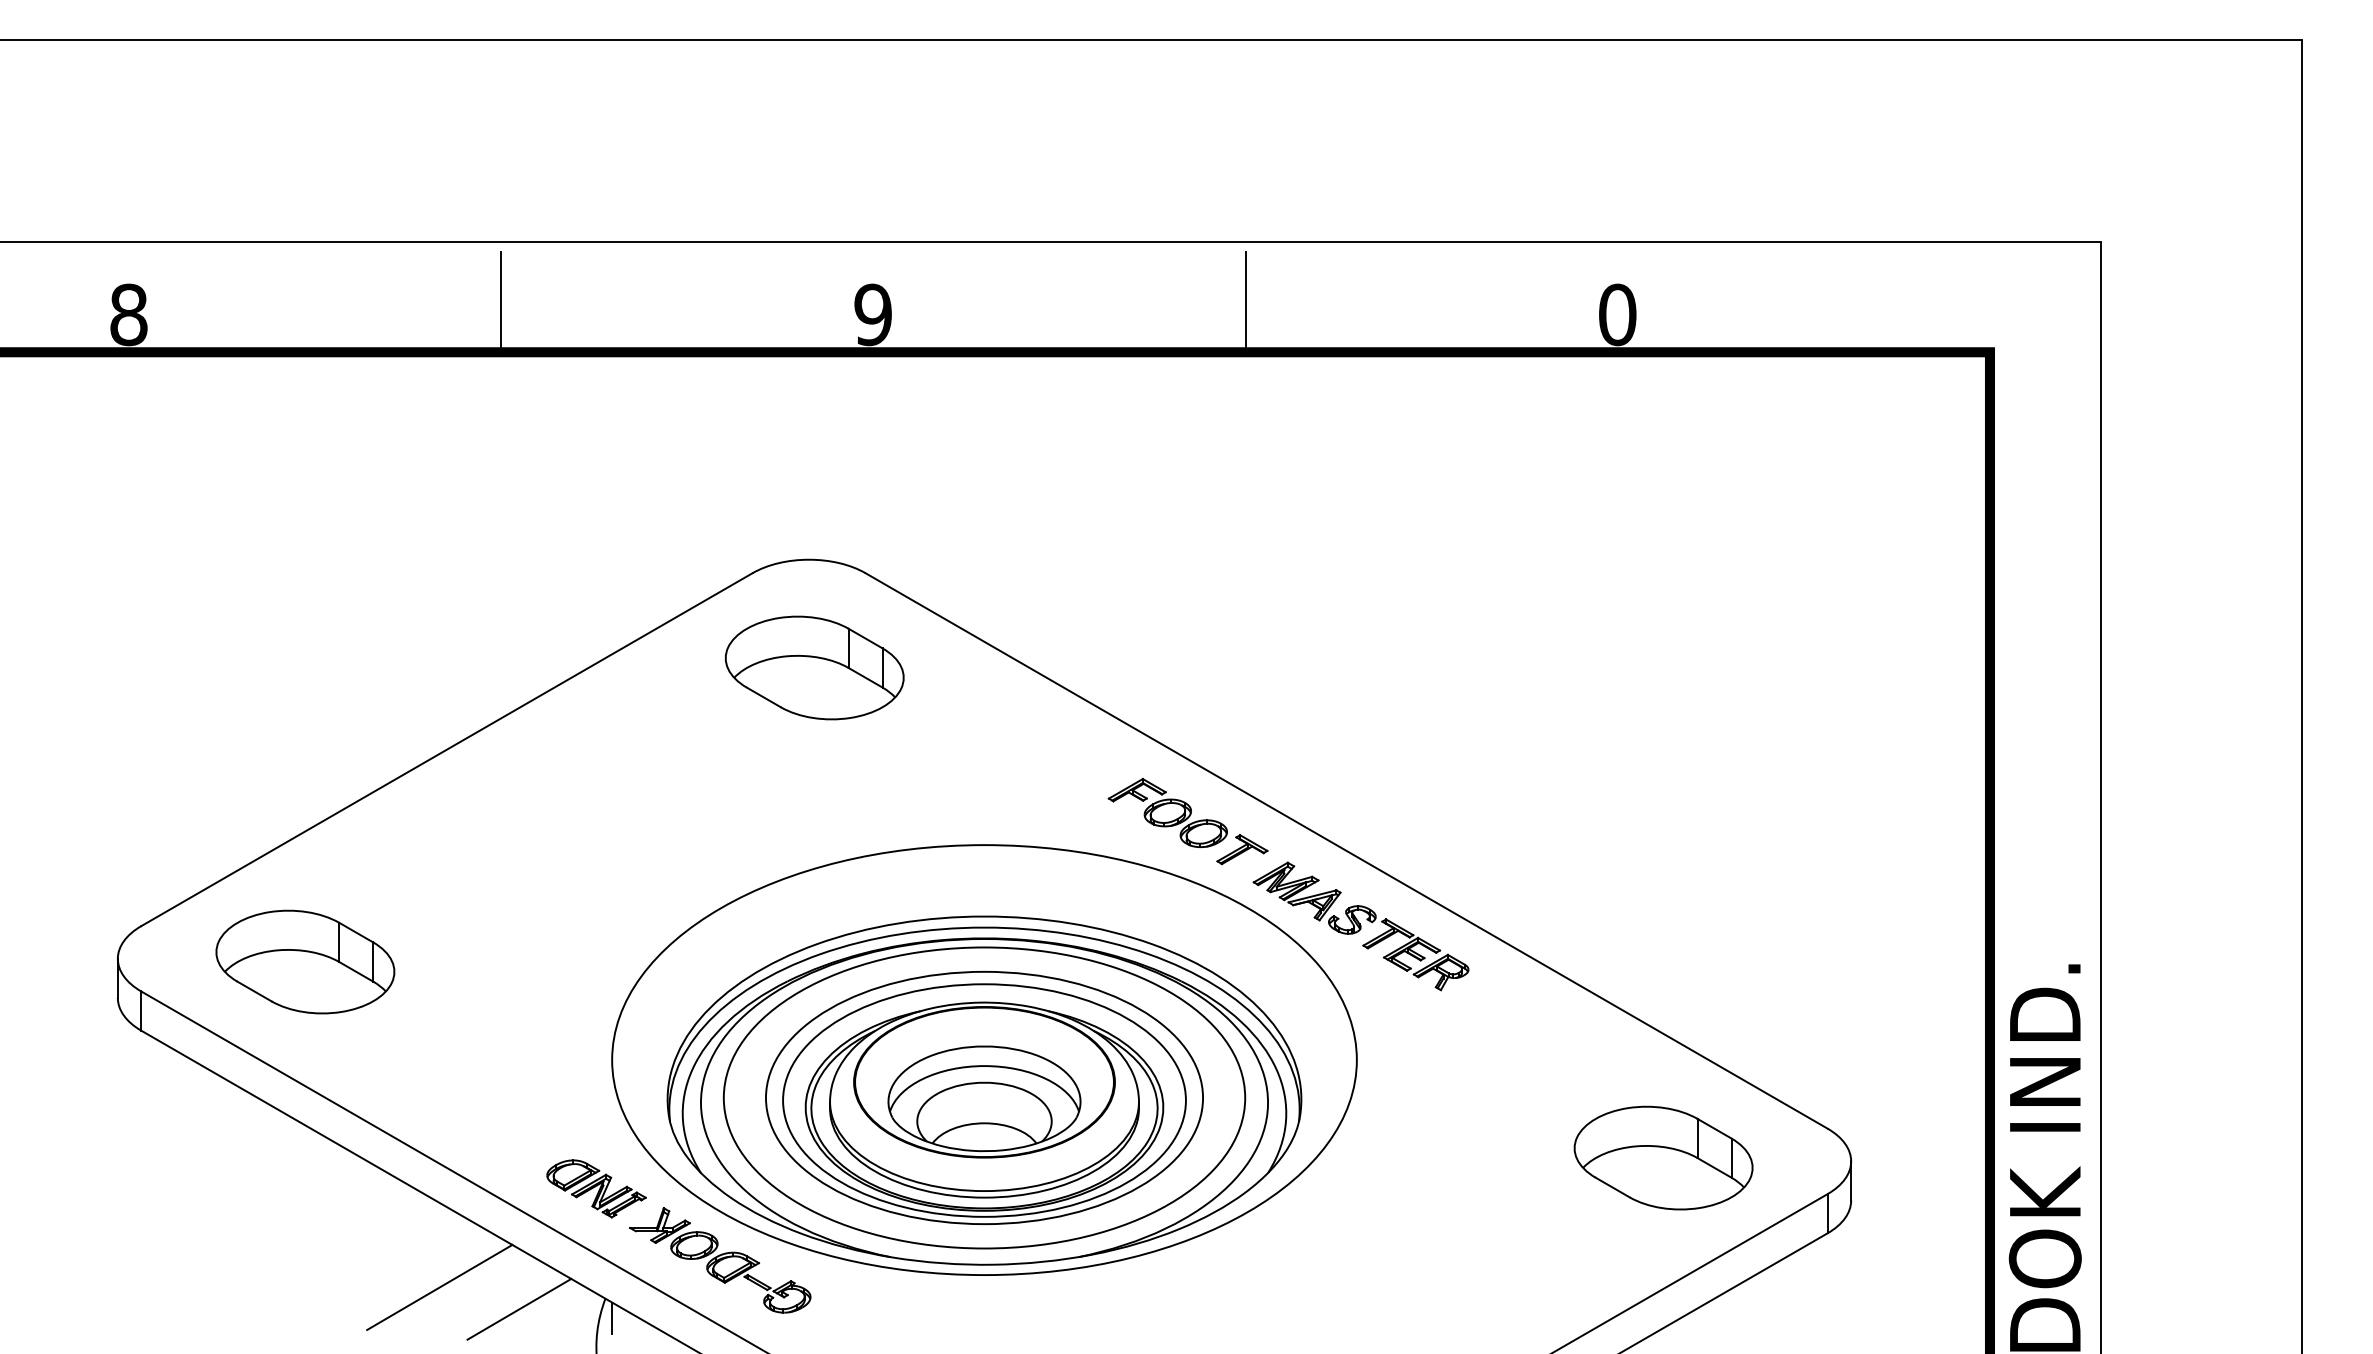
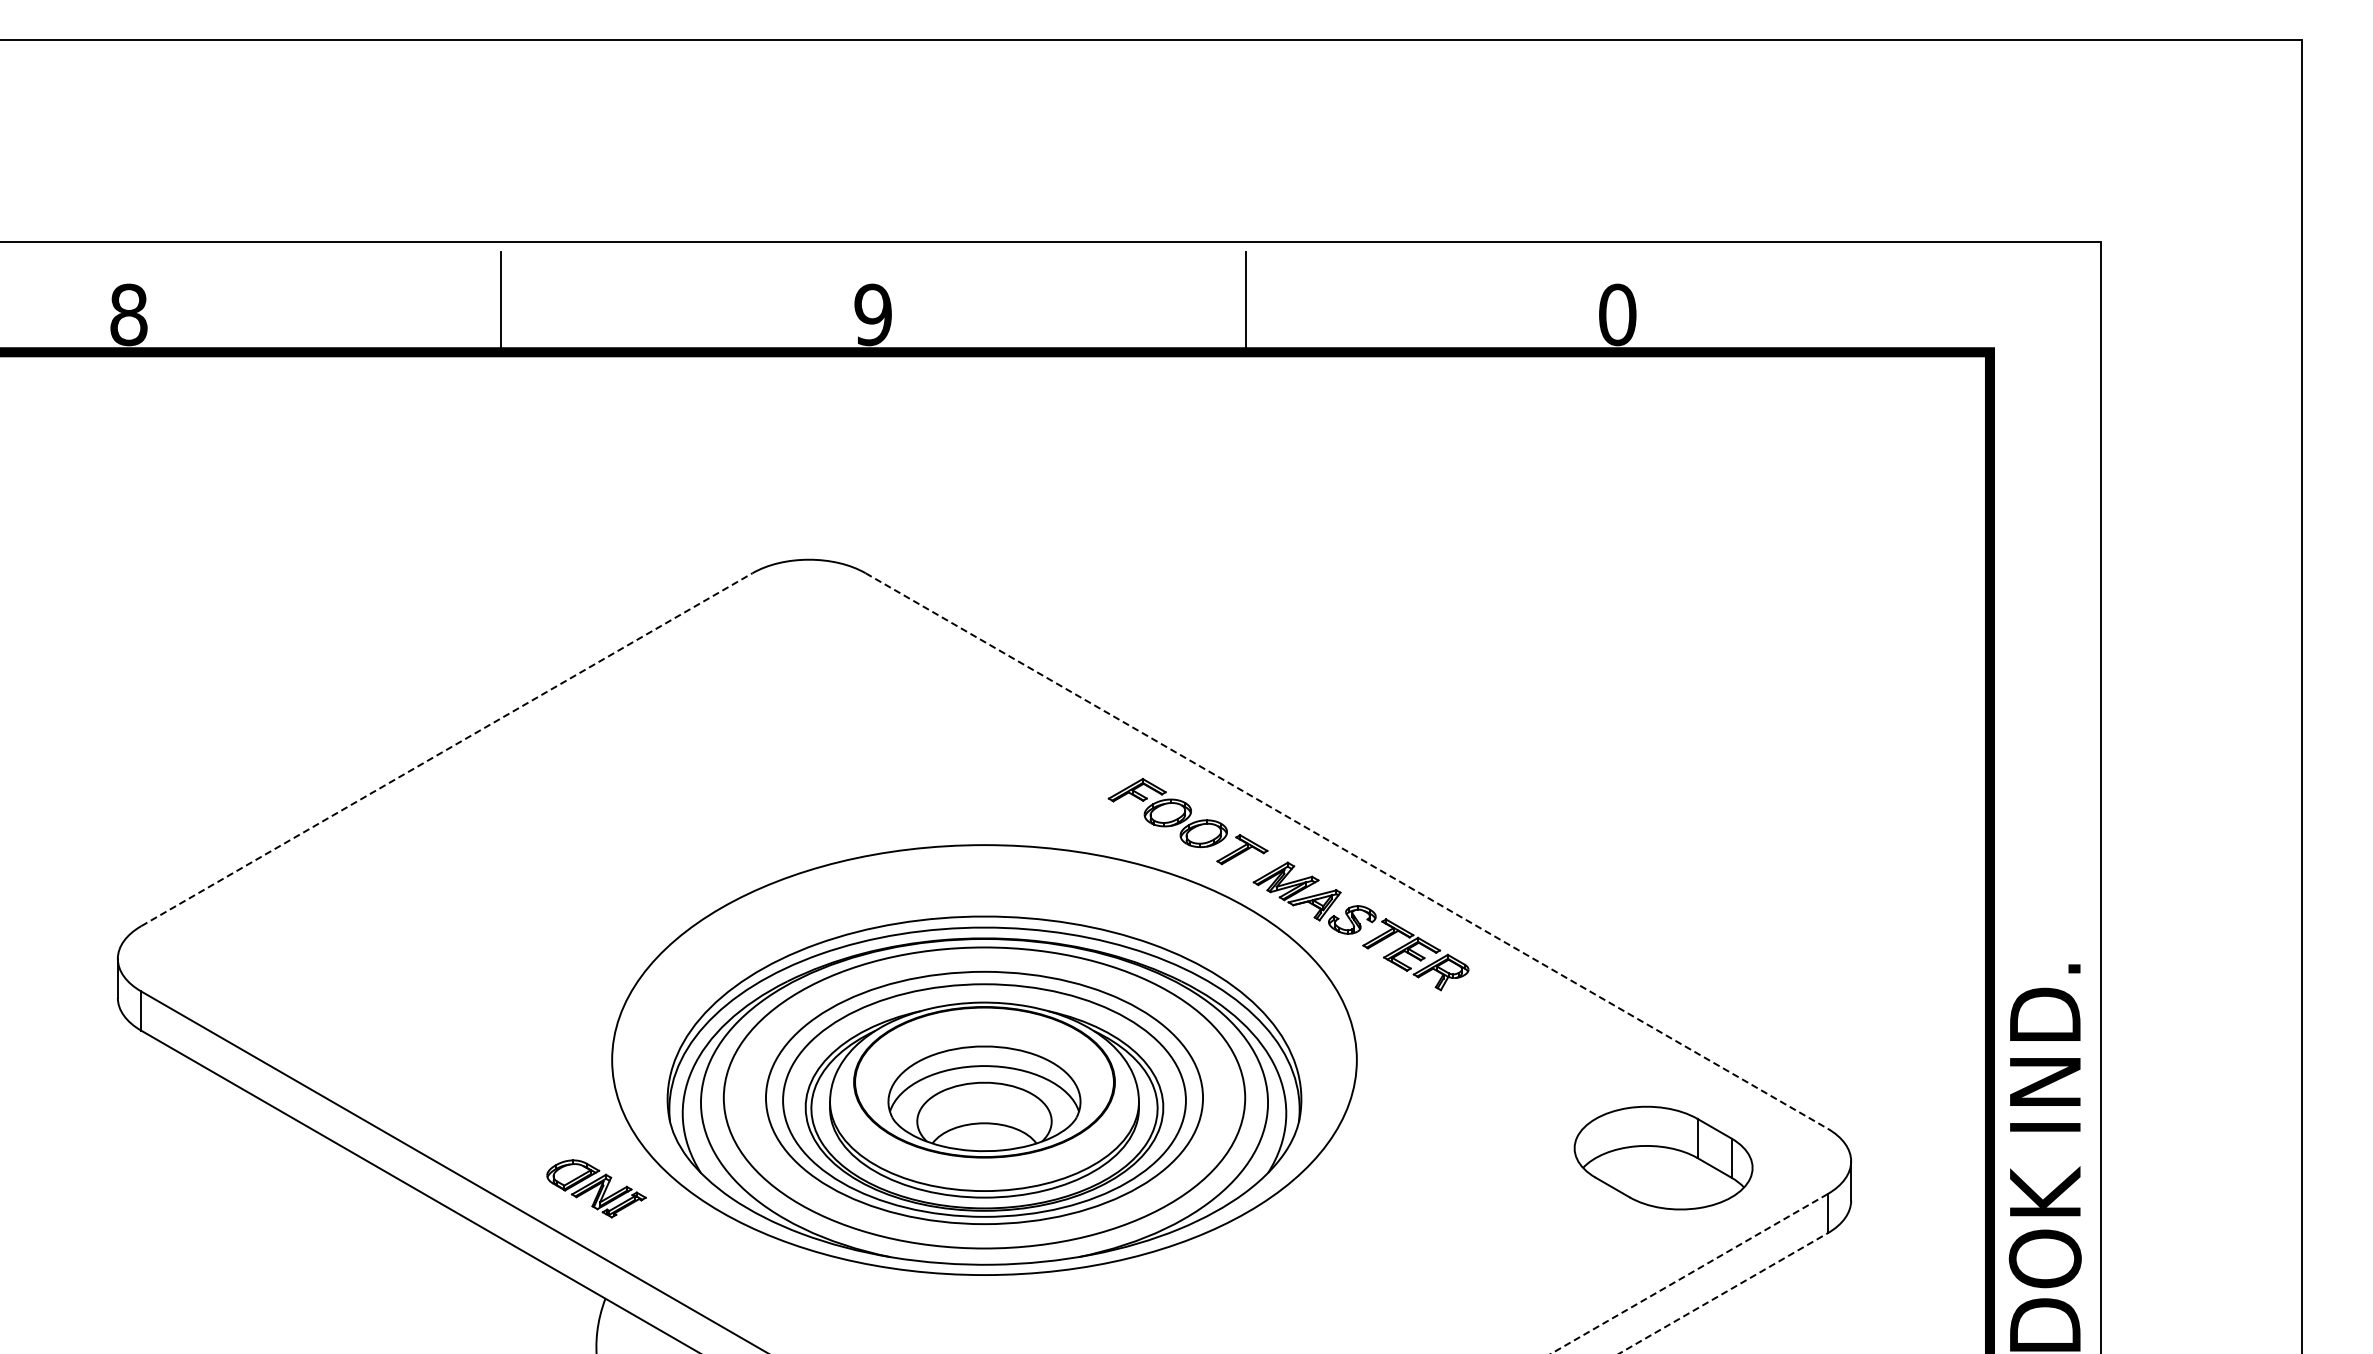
part: present -> none (814, 667)
line: solid -> dashed (446, 749)
line: solid -> dashed (1347, 851)
part: present -> none (305, 961)
part: present -> none (720, 1260)
line: solid -> dashed (1689, 1274)
line: present -> none (439, 1286)
line: solid -> dashed (1723, 1293)
line: present -> none (519, 1308)
line: present -> none (612, 1318)
